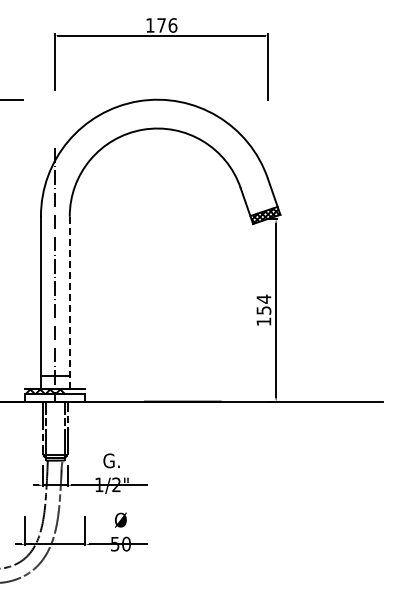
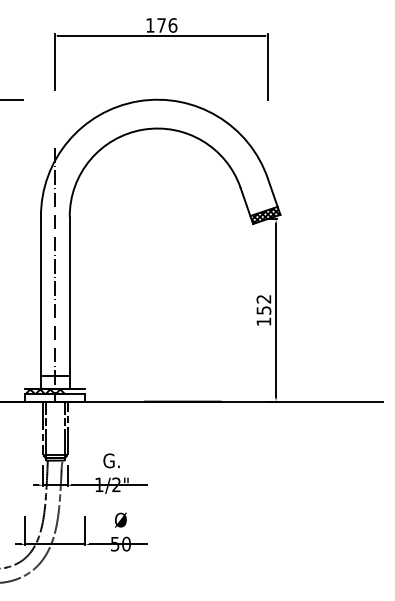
text: 154 -> 152 (263, 298)
line: dashed -> solid (69, 302)
